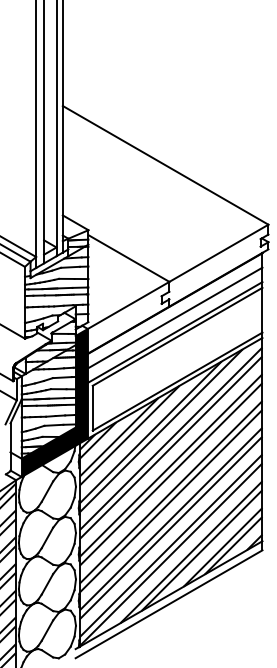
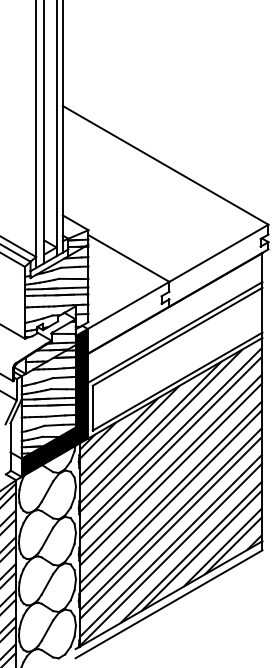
line: present -> none (174, 317)
